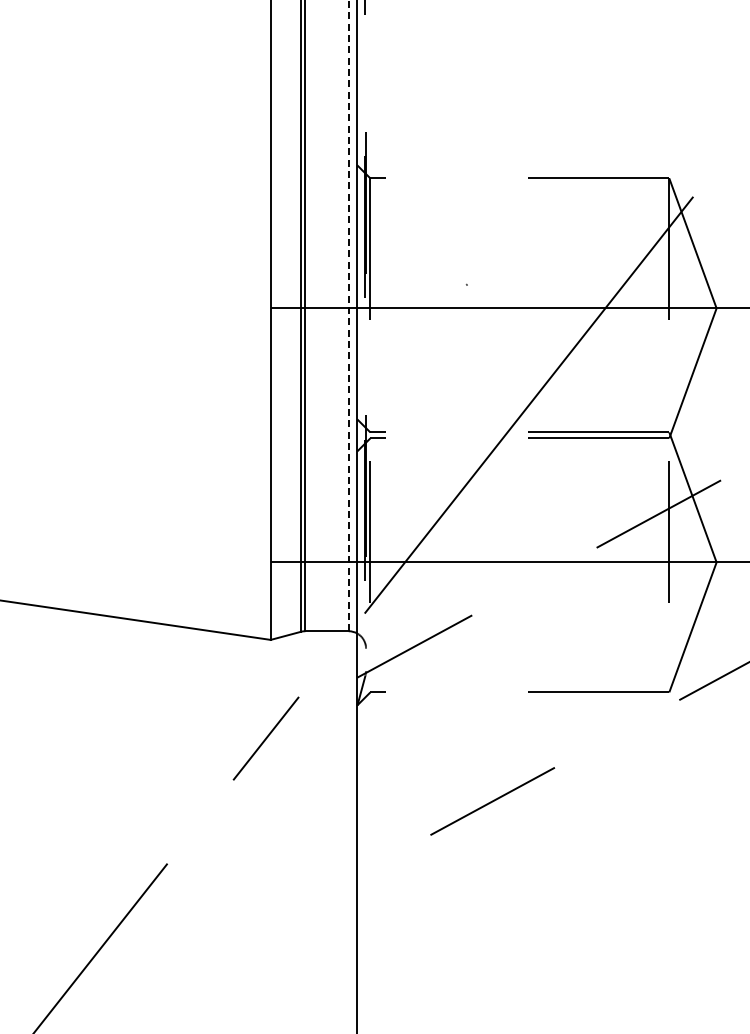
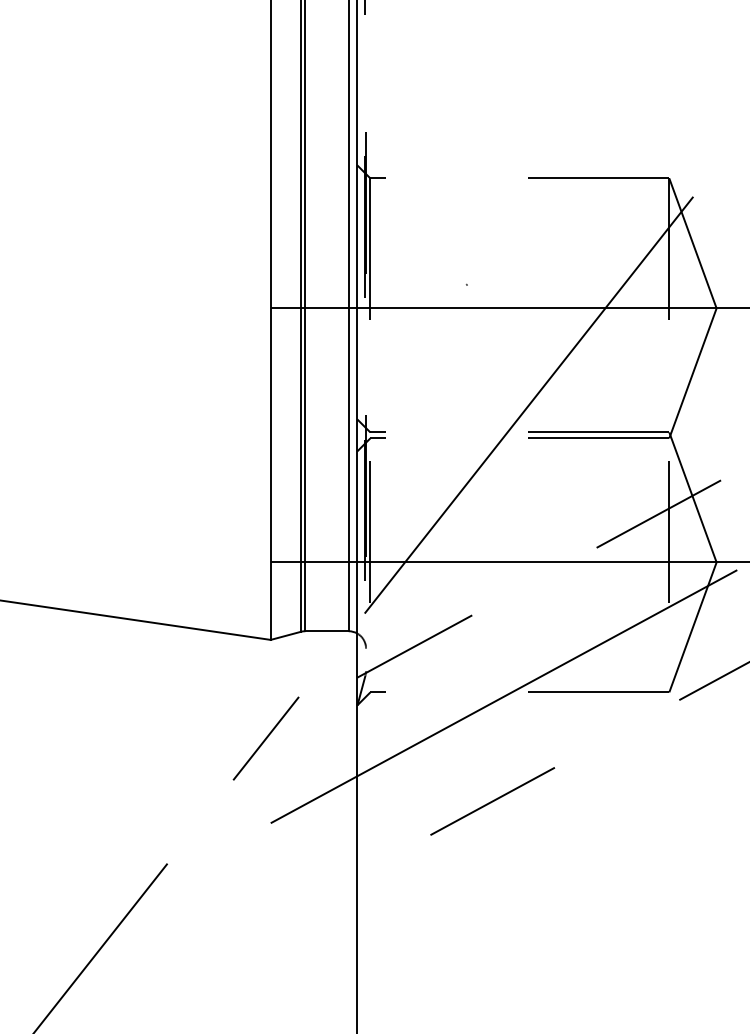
line: dashed -> solid (348, 315)
line: none -> present (508, 694)
